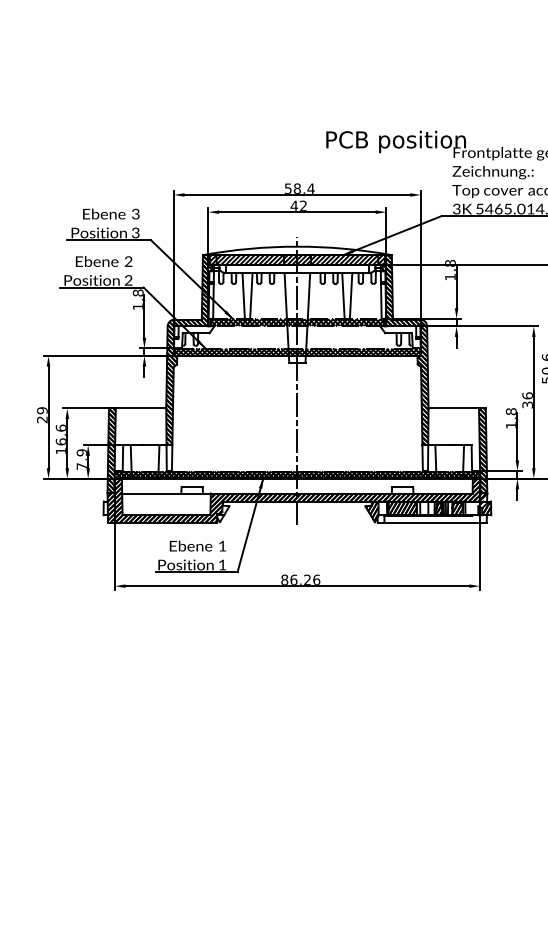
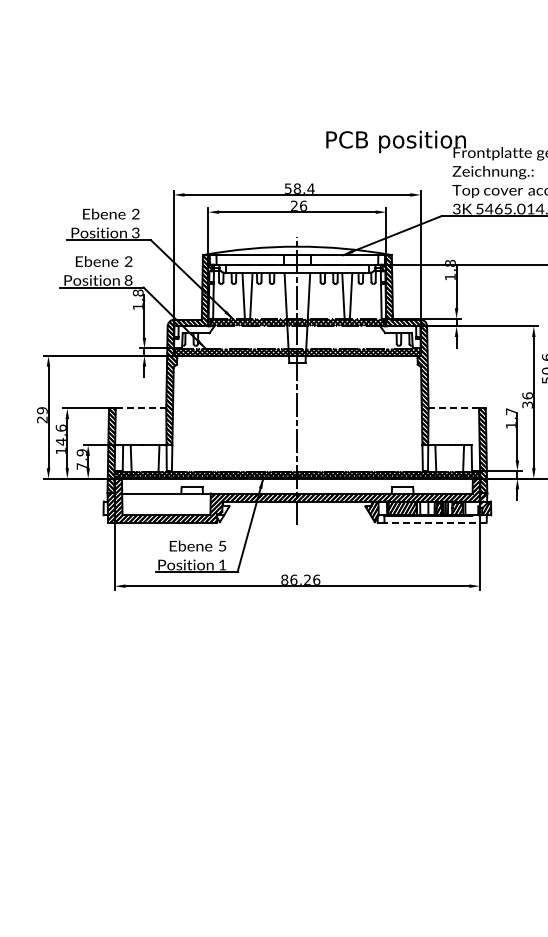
text: 42 -> 26 (298, 205)
text: 3 -> 2 (135, 215)
hatch: present -> none (297, 259)
text: 2 -> 8 (128, 280)
line: solid -> dashed (141, 408)
line: solid -> dashed (453, 408)
text: 1,8 -> 1,7 (510, 411)
text: 16,6 -> 14,6 (60, 441)
line: solid -> dashed (435, 522)
text: 1 -> 5 (222, 545)
